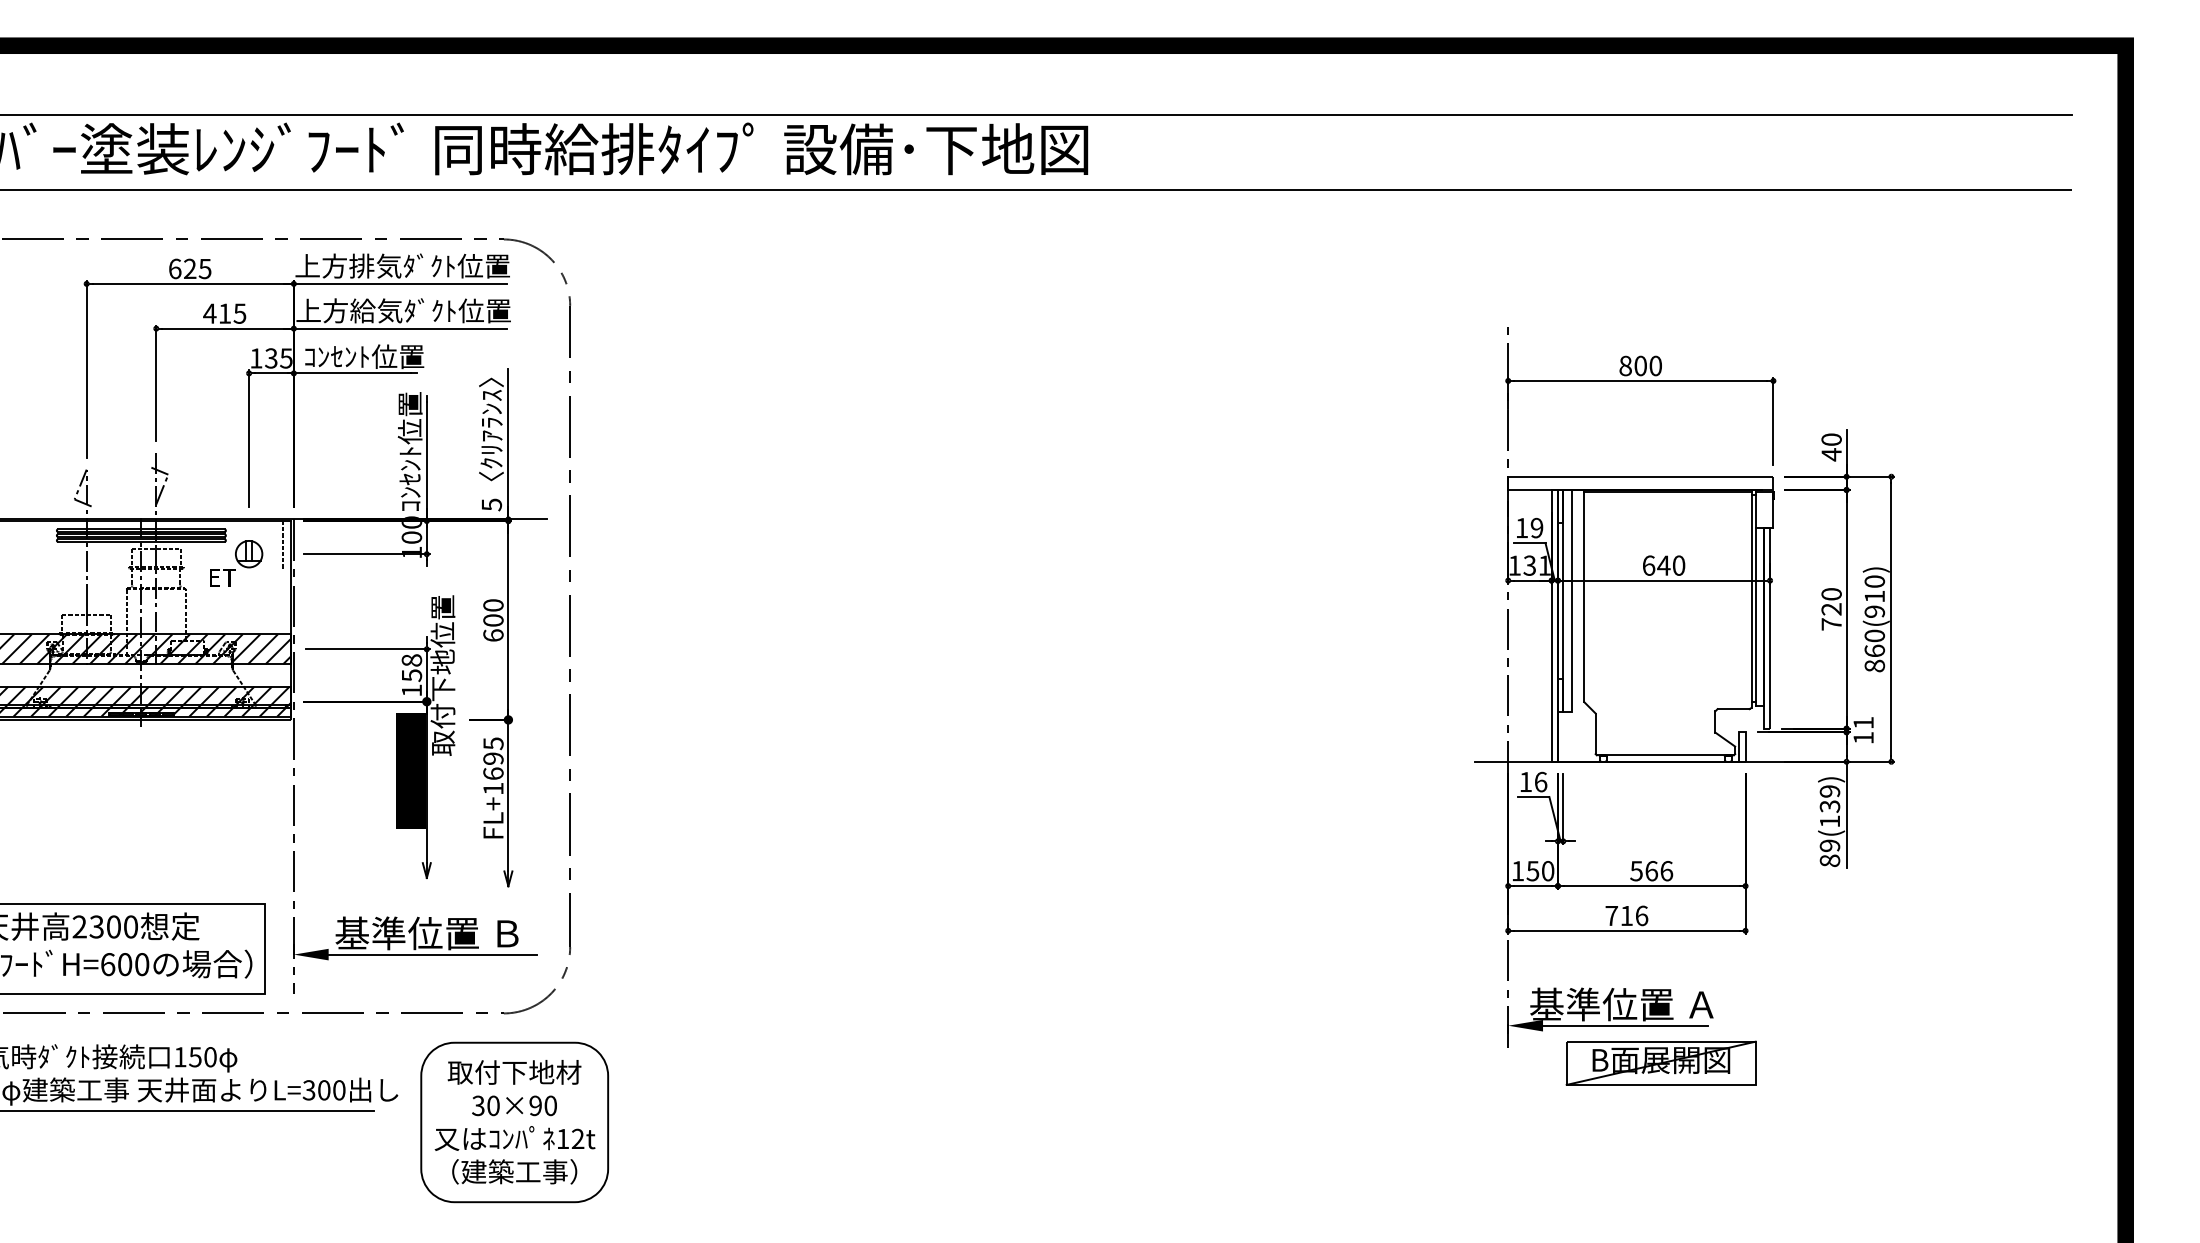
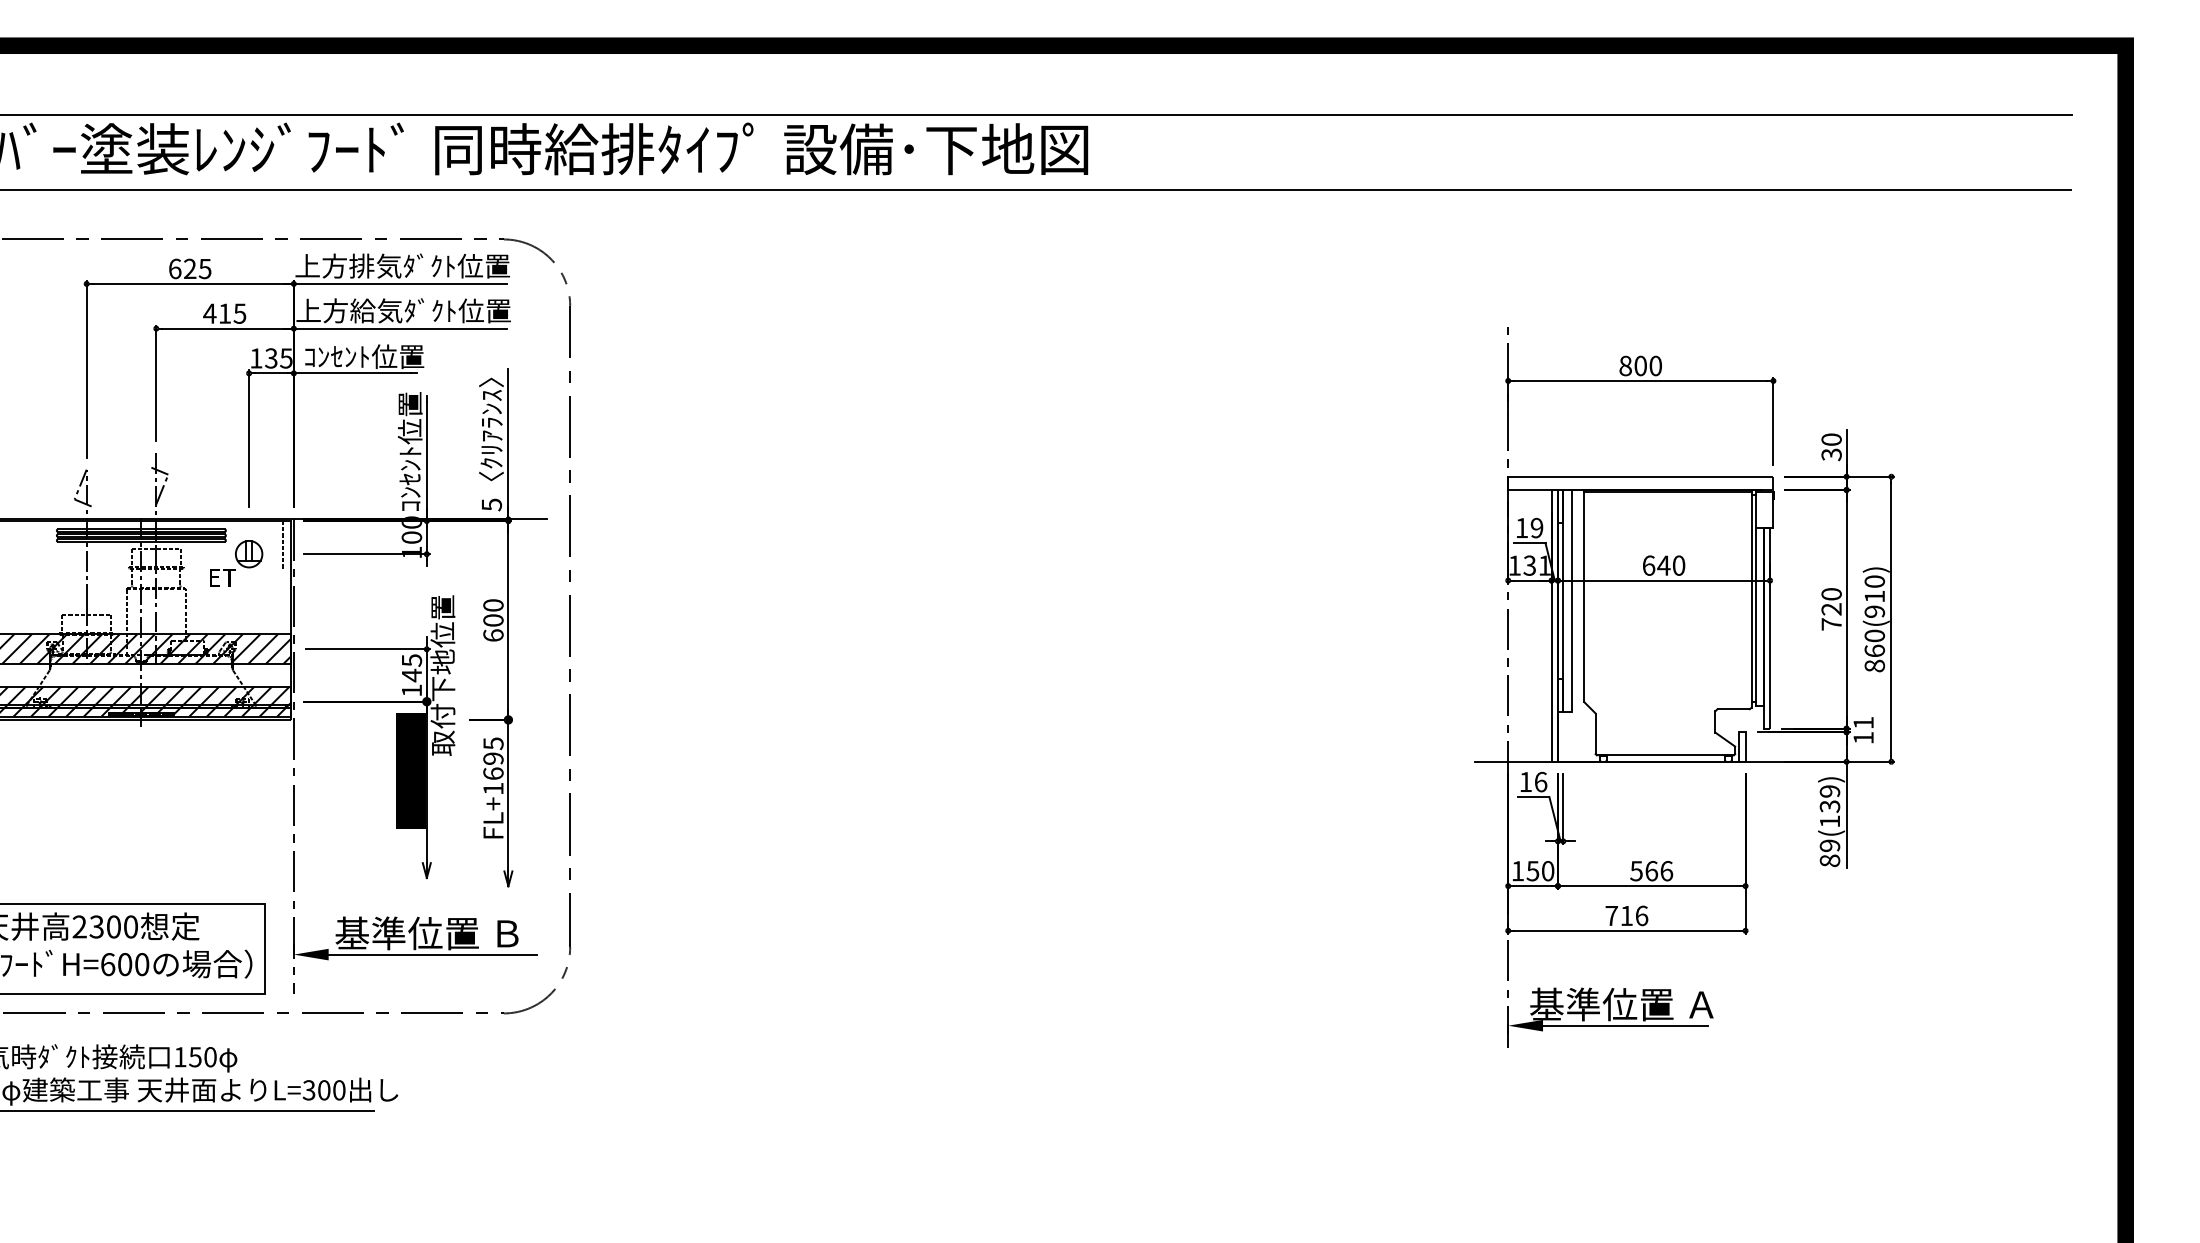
text: 40 -> 30 (1831, 454)
text: 158 -> 145 (411, 668)
part: present -> none (1660, 1062)
part: present -> none (514, 1122)
